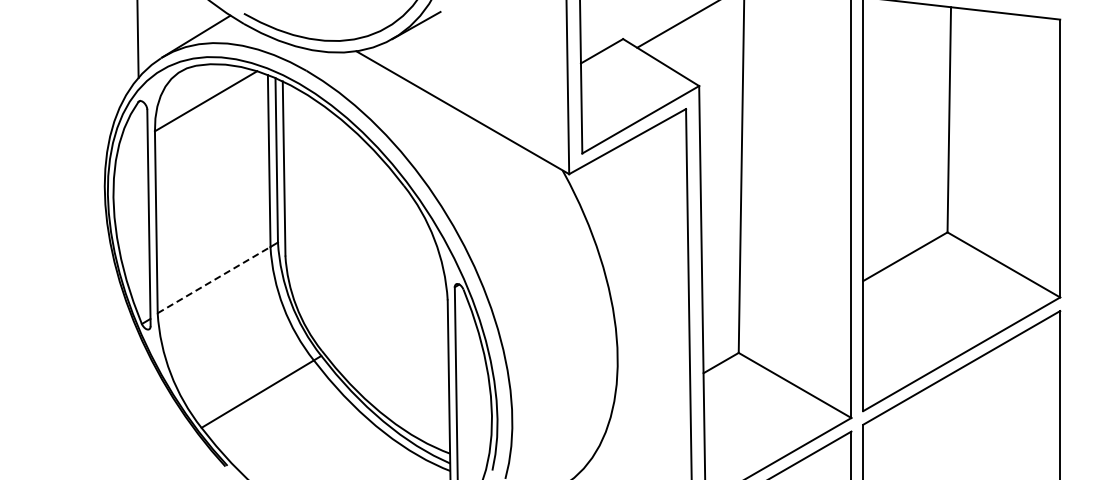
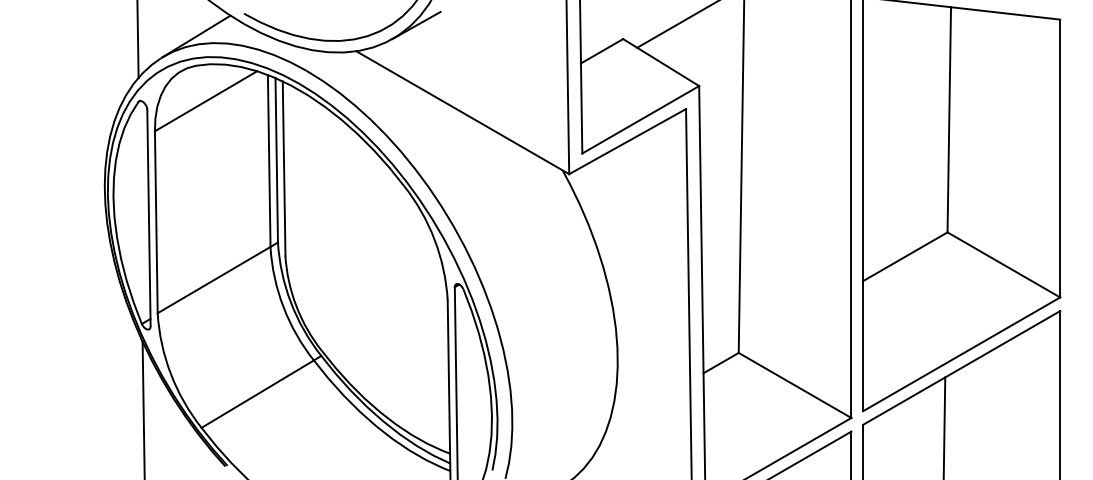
line: dashed -> solid (214, 279)
line: none -> present (143, 408)
line: none -> present (944, 426)
